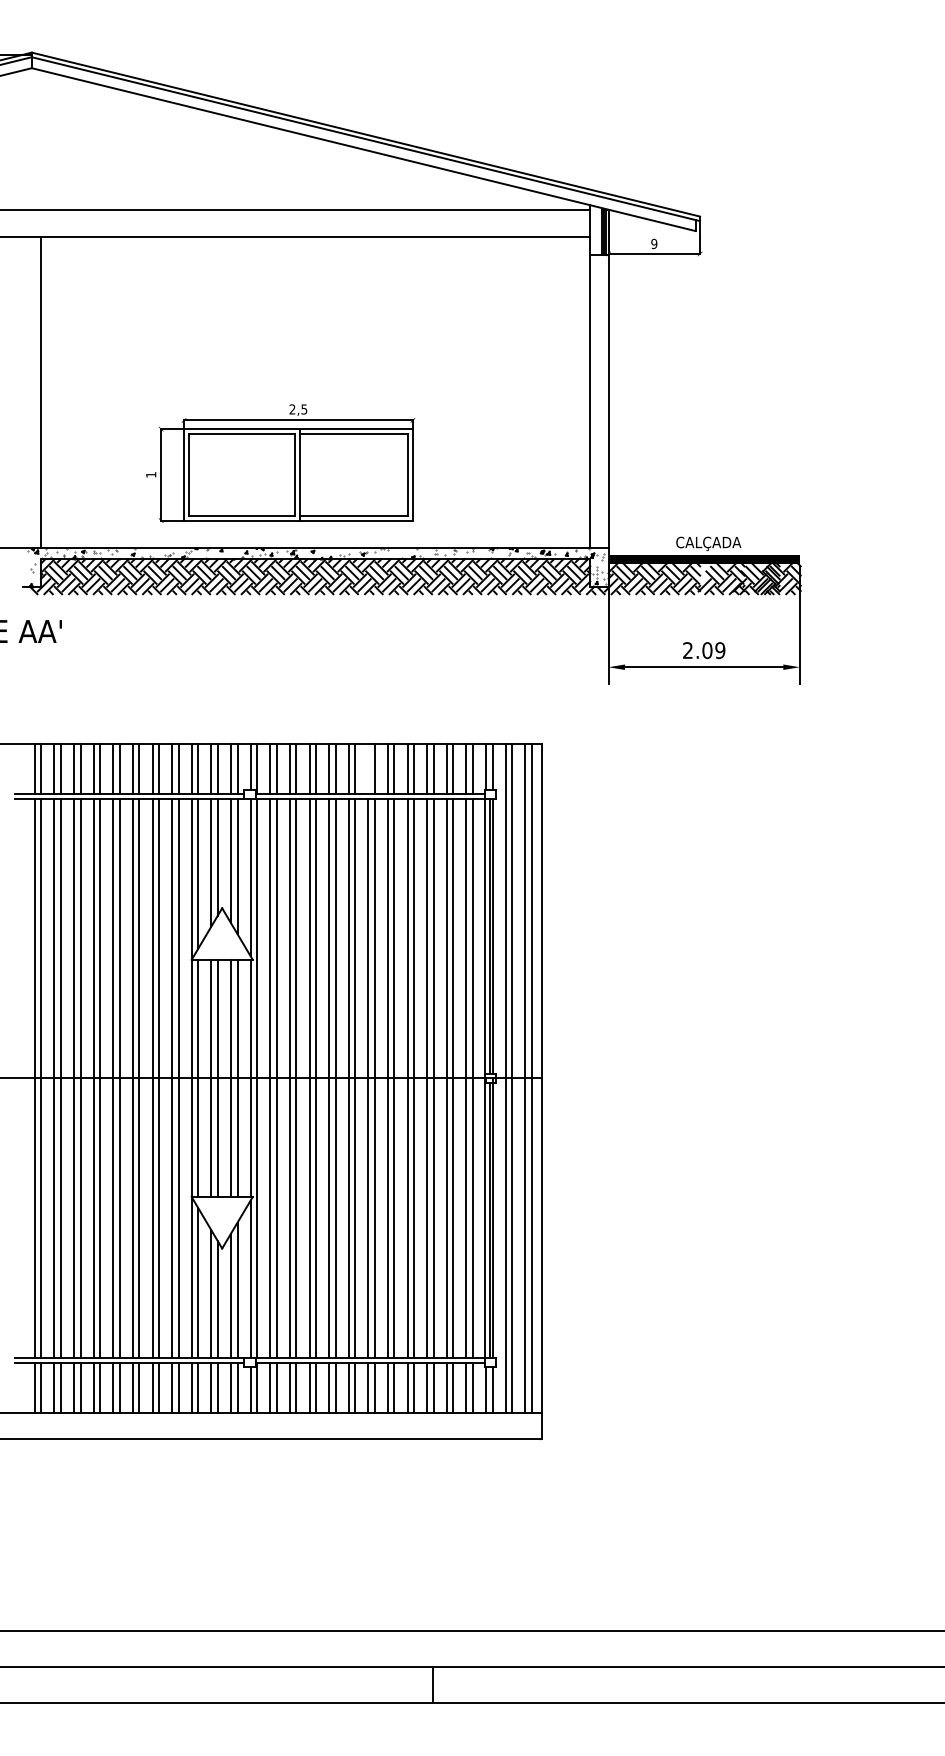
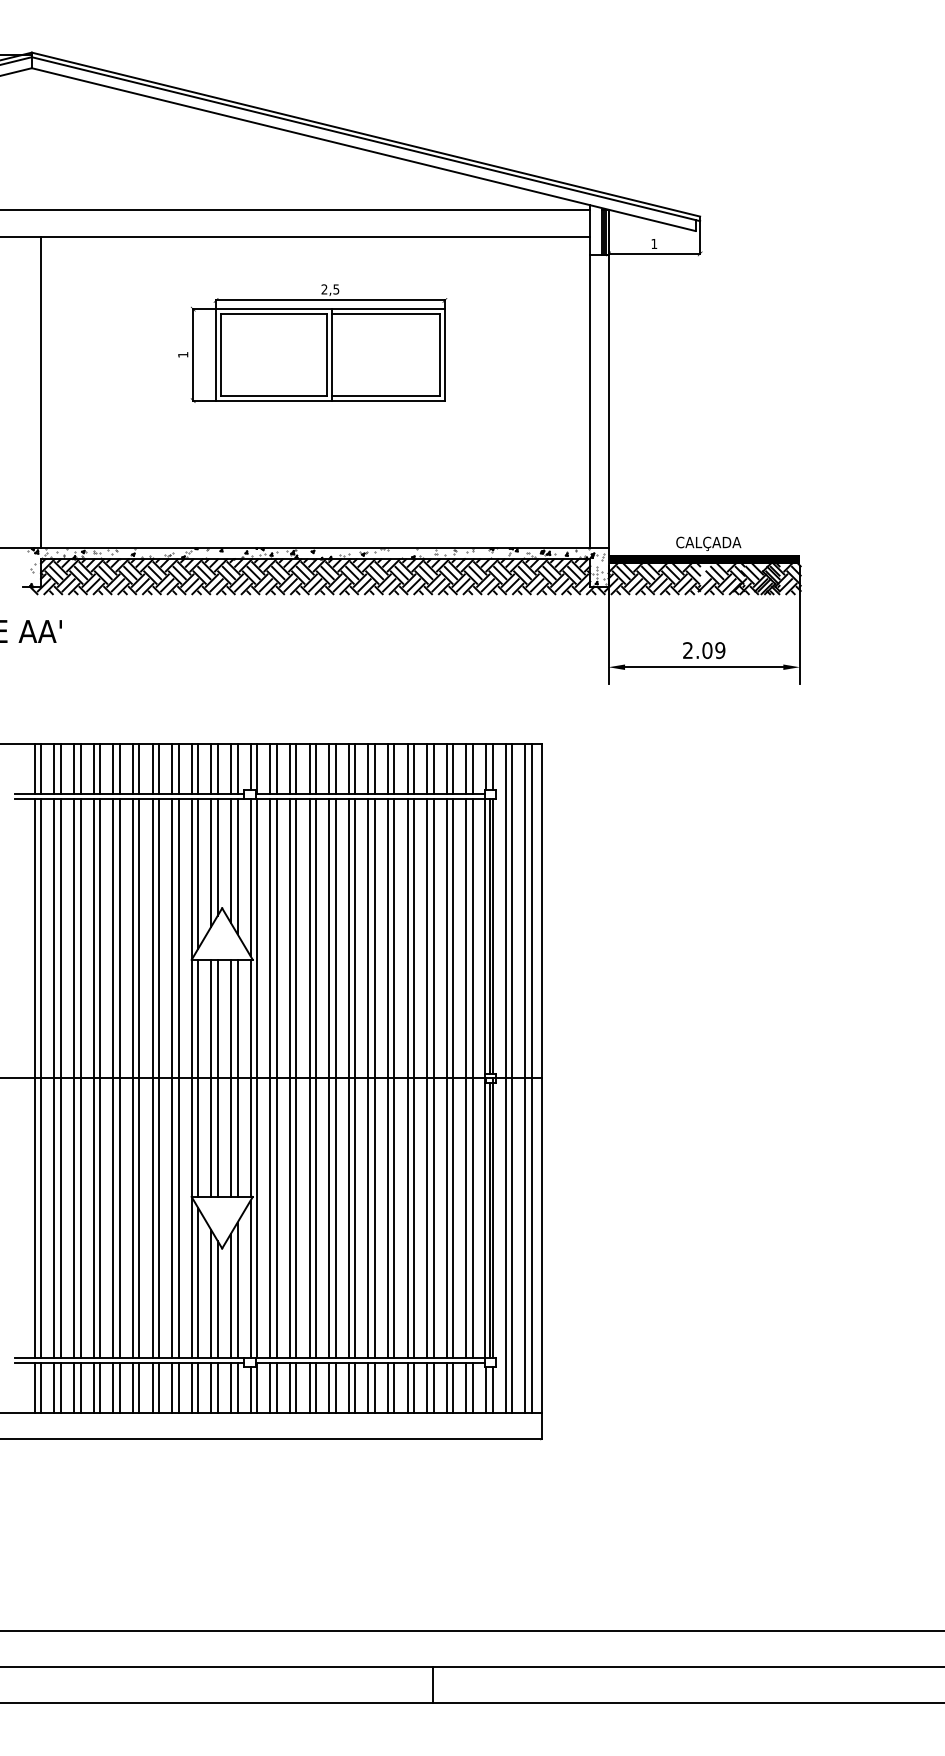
text: 9 -> 1 (654, 243)
part position: (280, 463) -> (312, 343) (312, 343)
line: none -> present (368, 768)
